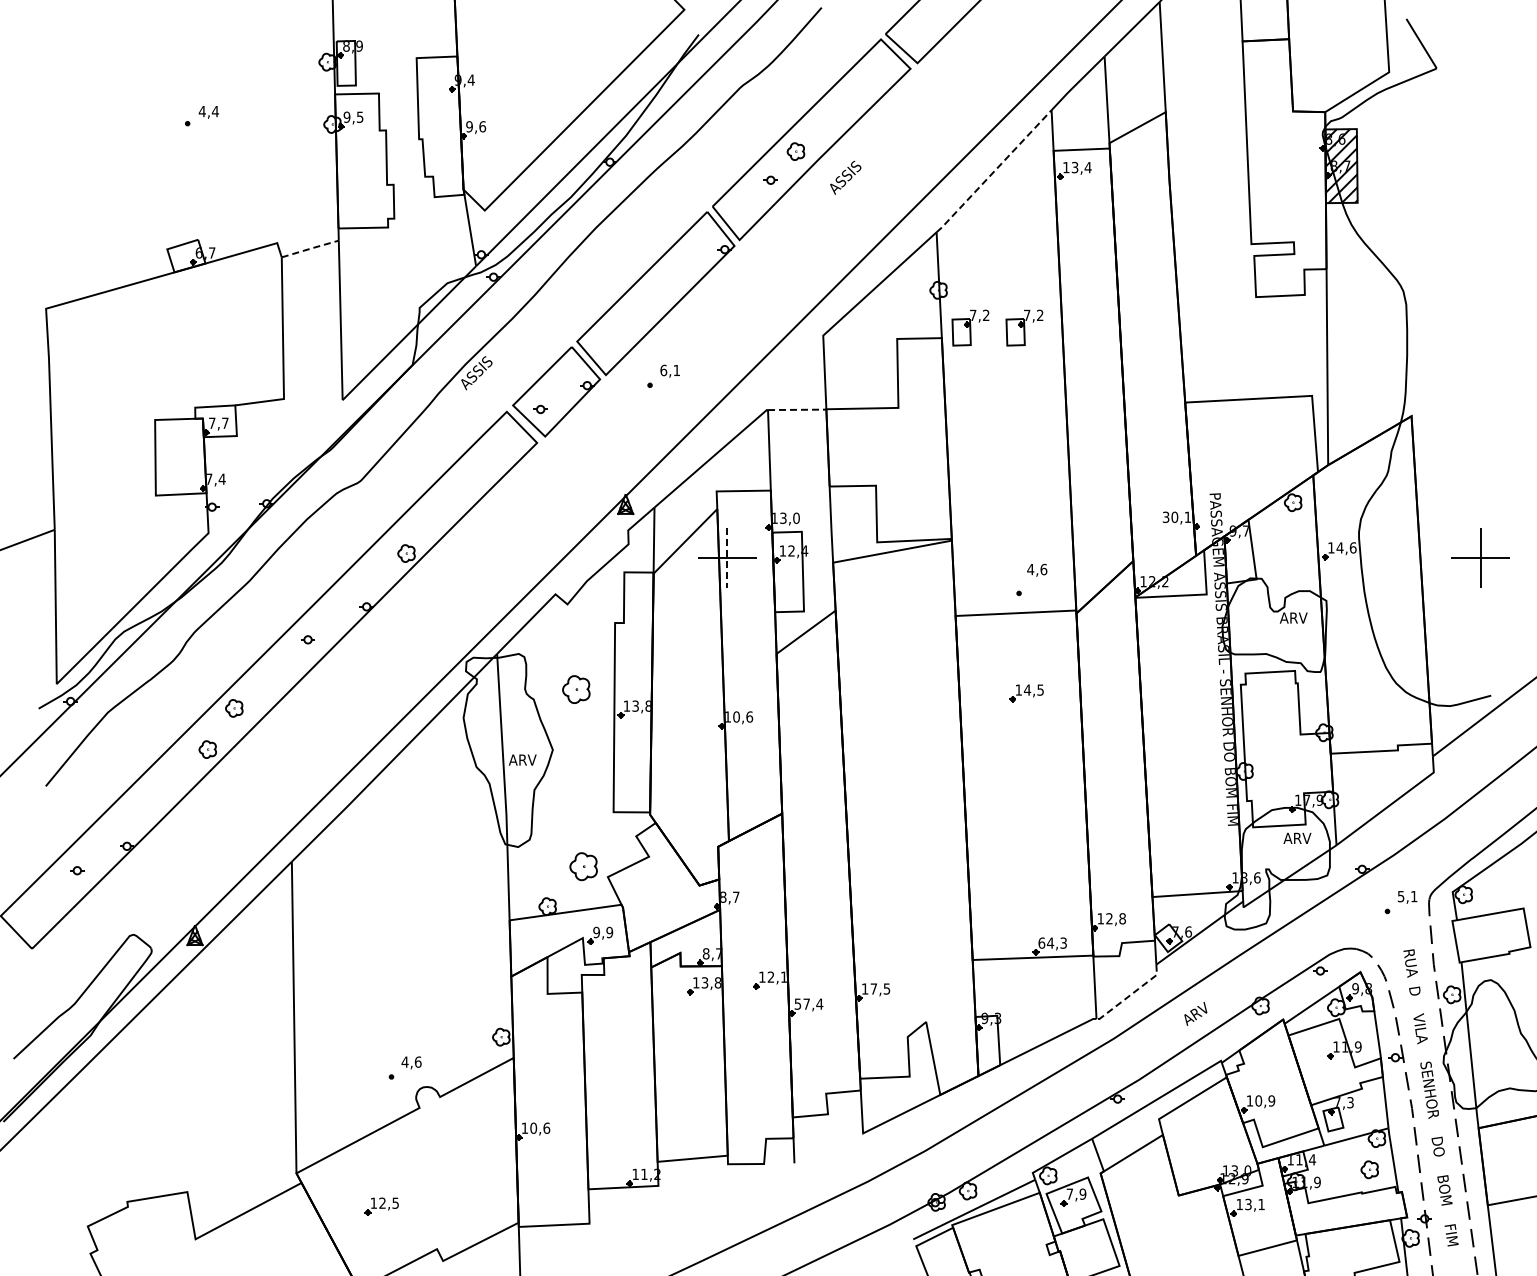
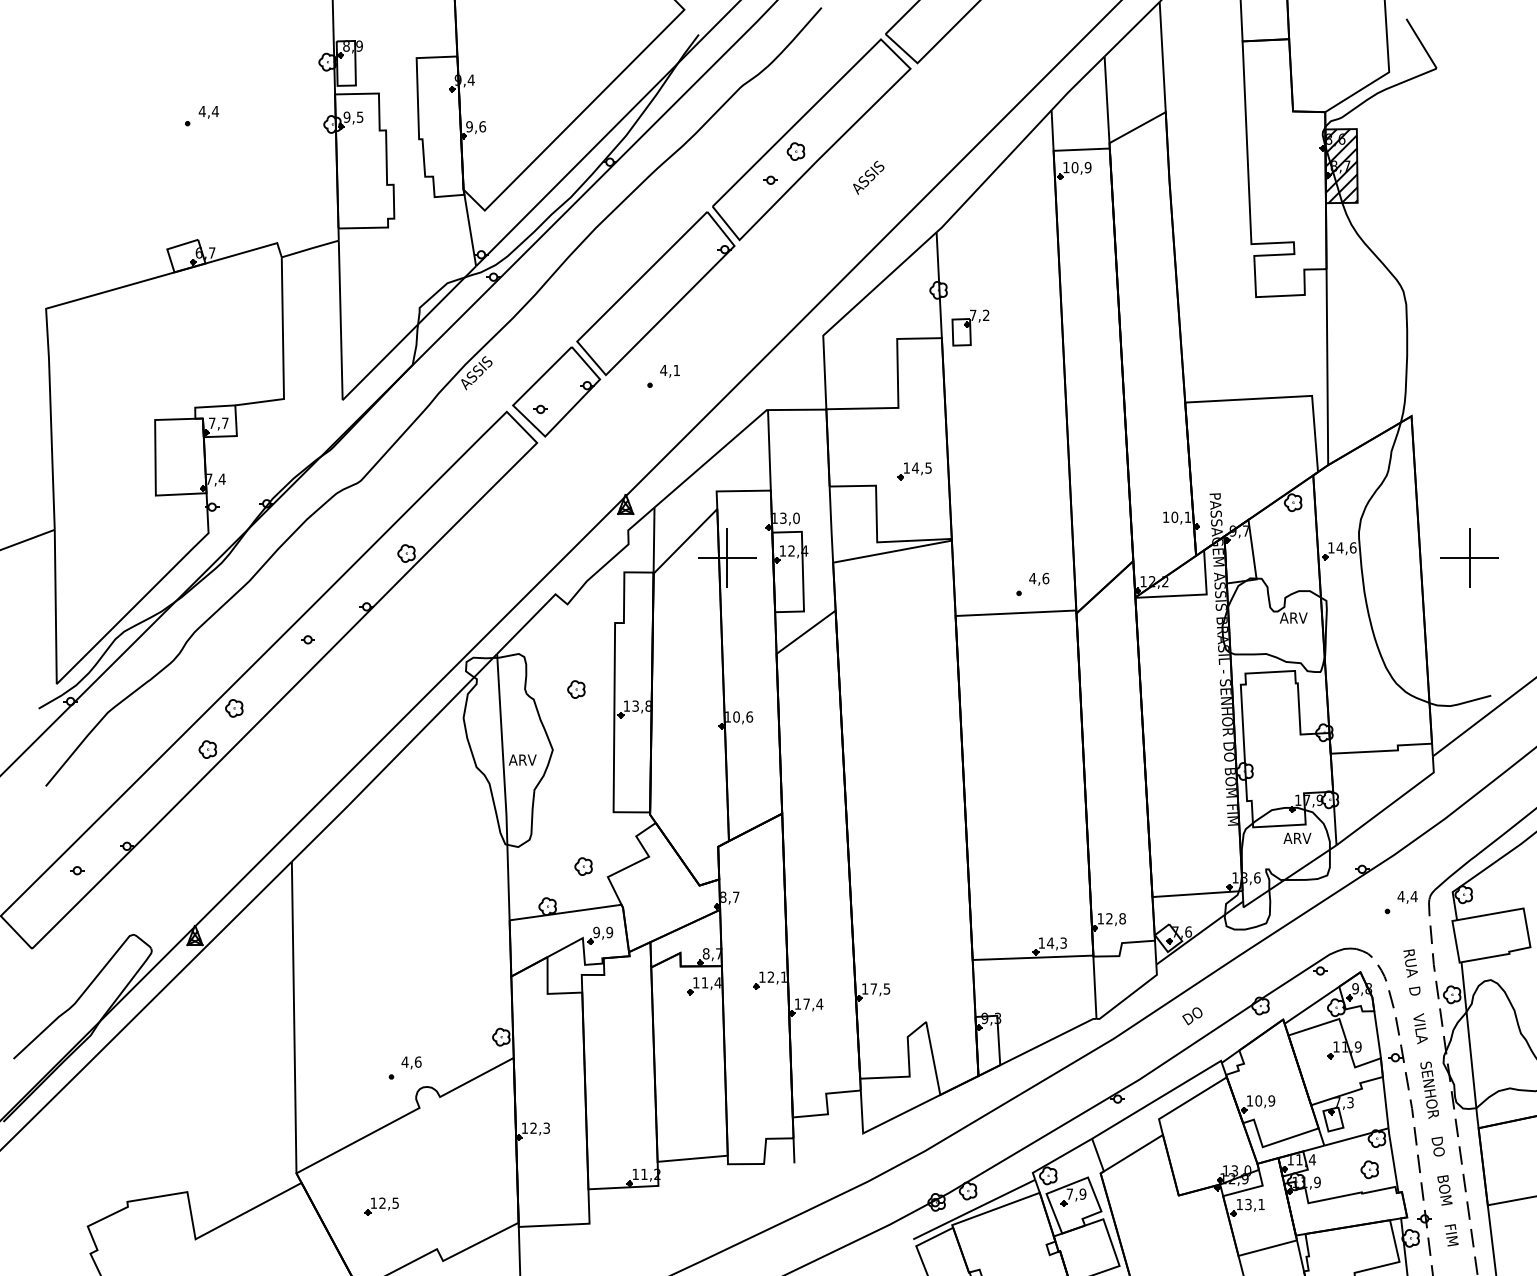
text: 13,4 -> 10,9 (1081, 167)
line: dashed -> solid (994, 171)
text position: (845, 177) -> (868, 177) (868, 177)
line: dashed -> solid (311, 248)
part: present -> none (1024, 327)
text: 6,1 -> 4,1 (663, 370)
line: dashed -> solid (797, 409)
text: 30,1 -> 10,1 (1165, 517)
line: dashed -> solid (727, 557)
part position: (1480, 557) -> (1469, 557) (1469, 557)
text position: (1037, 569) -> (1039, 578) (1039, 578)
part size: 29x29 px -> 19x19 px (576, 689)
part position: (1026, 693) -> (914, 471) (914, 471)
part size: 29x30 px -> 19x19 px (583, 866)
text: 5,1 -> 4,4 (1407, 896)
text: 64,3 -> 14,3 (1041, 942)
text: 13,8 -> 11,4 (711, 982)
line: dashed -> solid (1130, 994)
text: 57,4 -> 17,4 (797, 1003)
text: ARV -> DO (1194, 1013)
text: 10,6 -> 12,3 (540, 1127)
